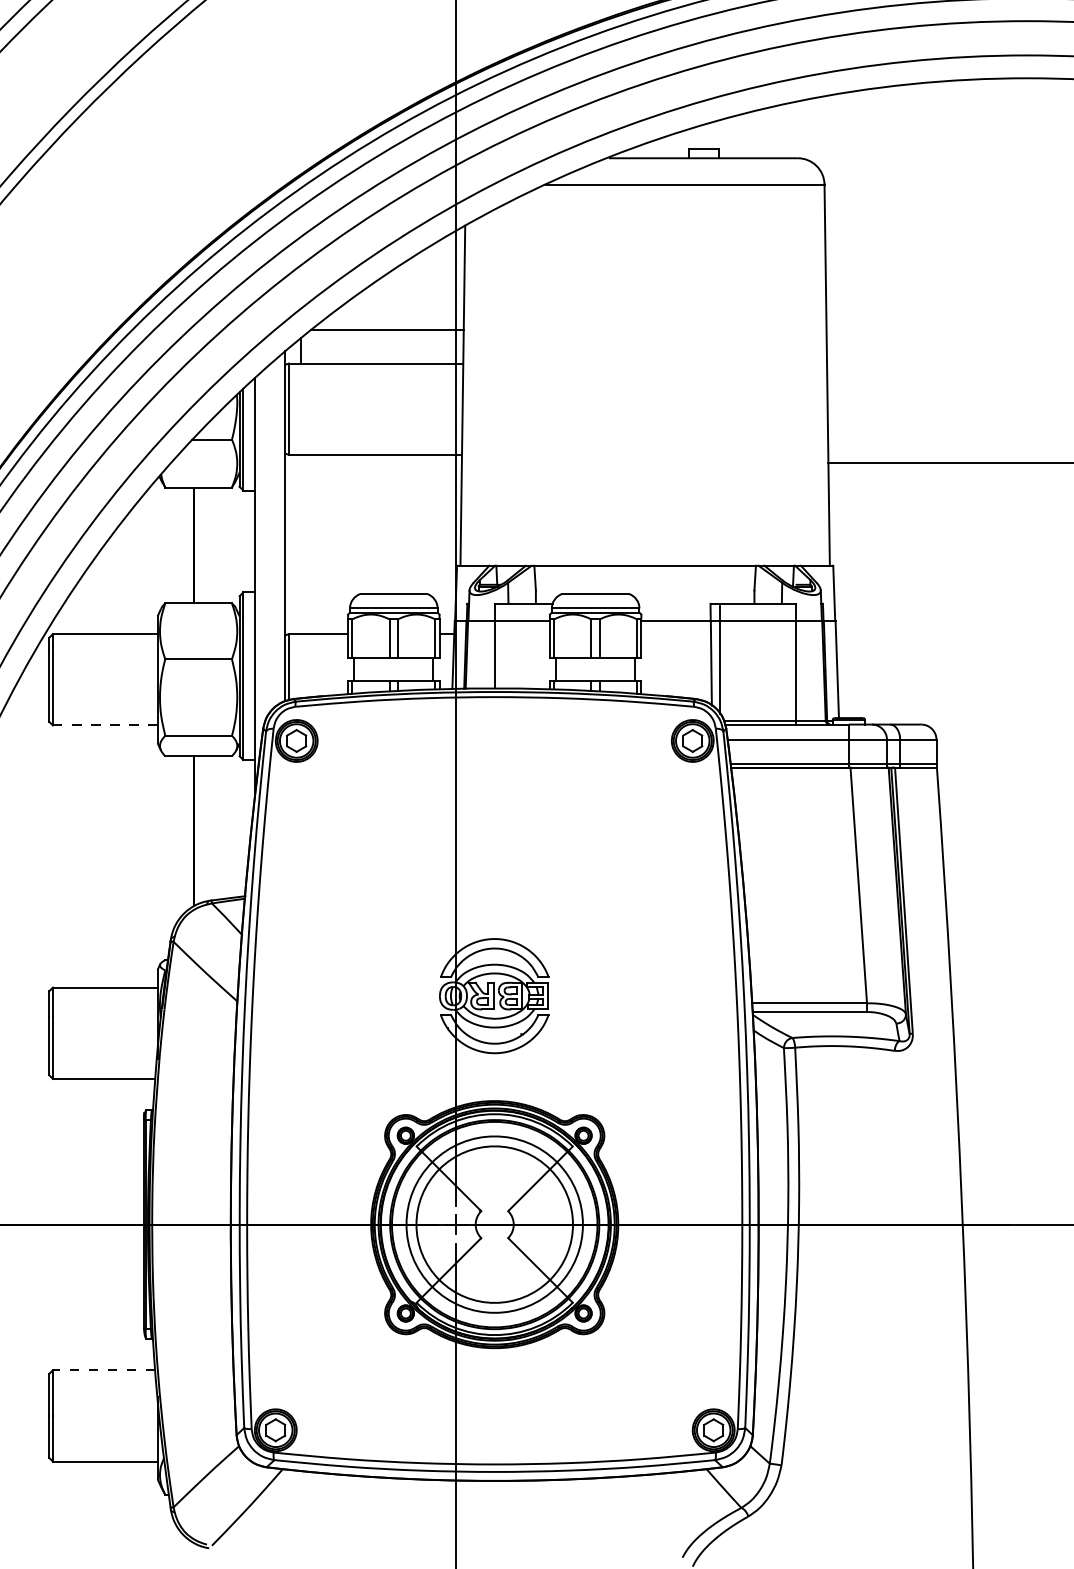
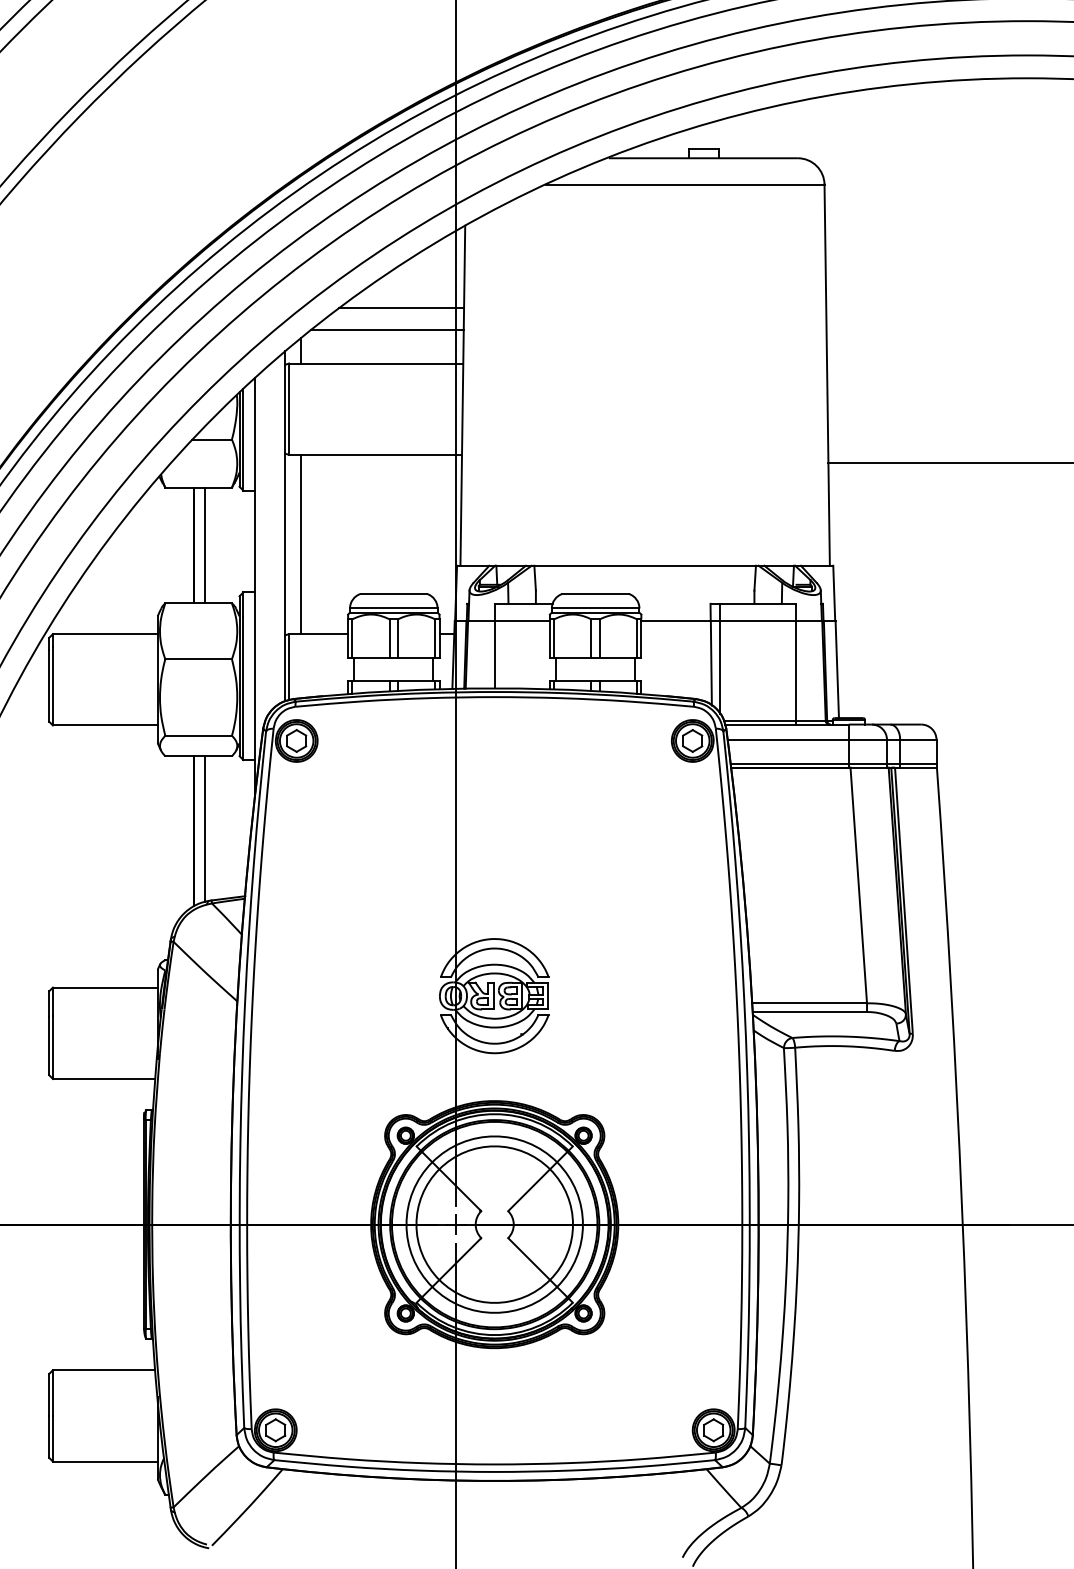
line: none -> present (401, 308)
line: none -> present (300, 544)
line: none -> present (205, 545)
line: dashed -> solid (105, 725)
line: none -> present (205, 828)
line: dashed -> solid (103, 1370)
